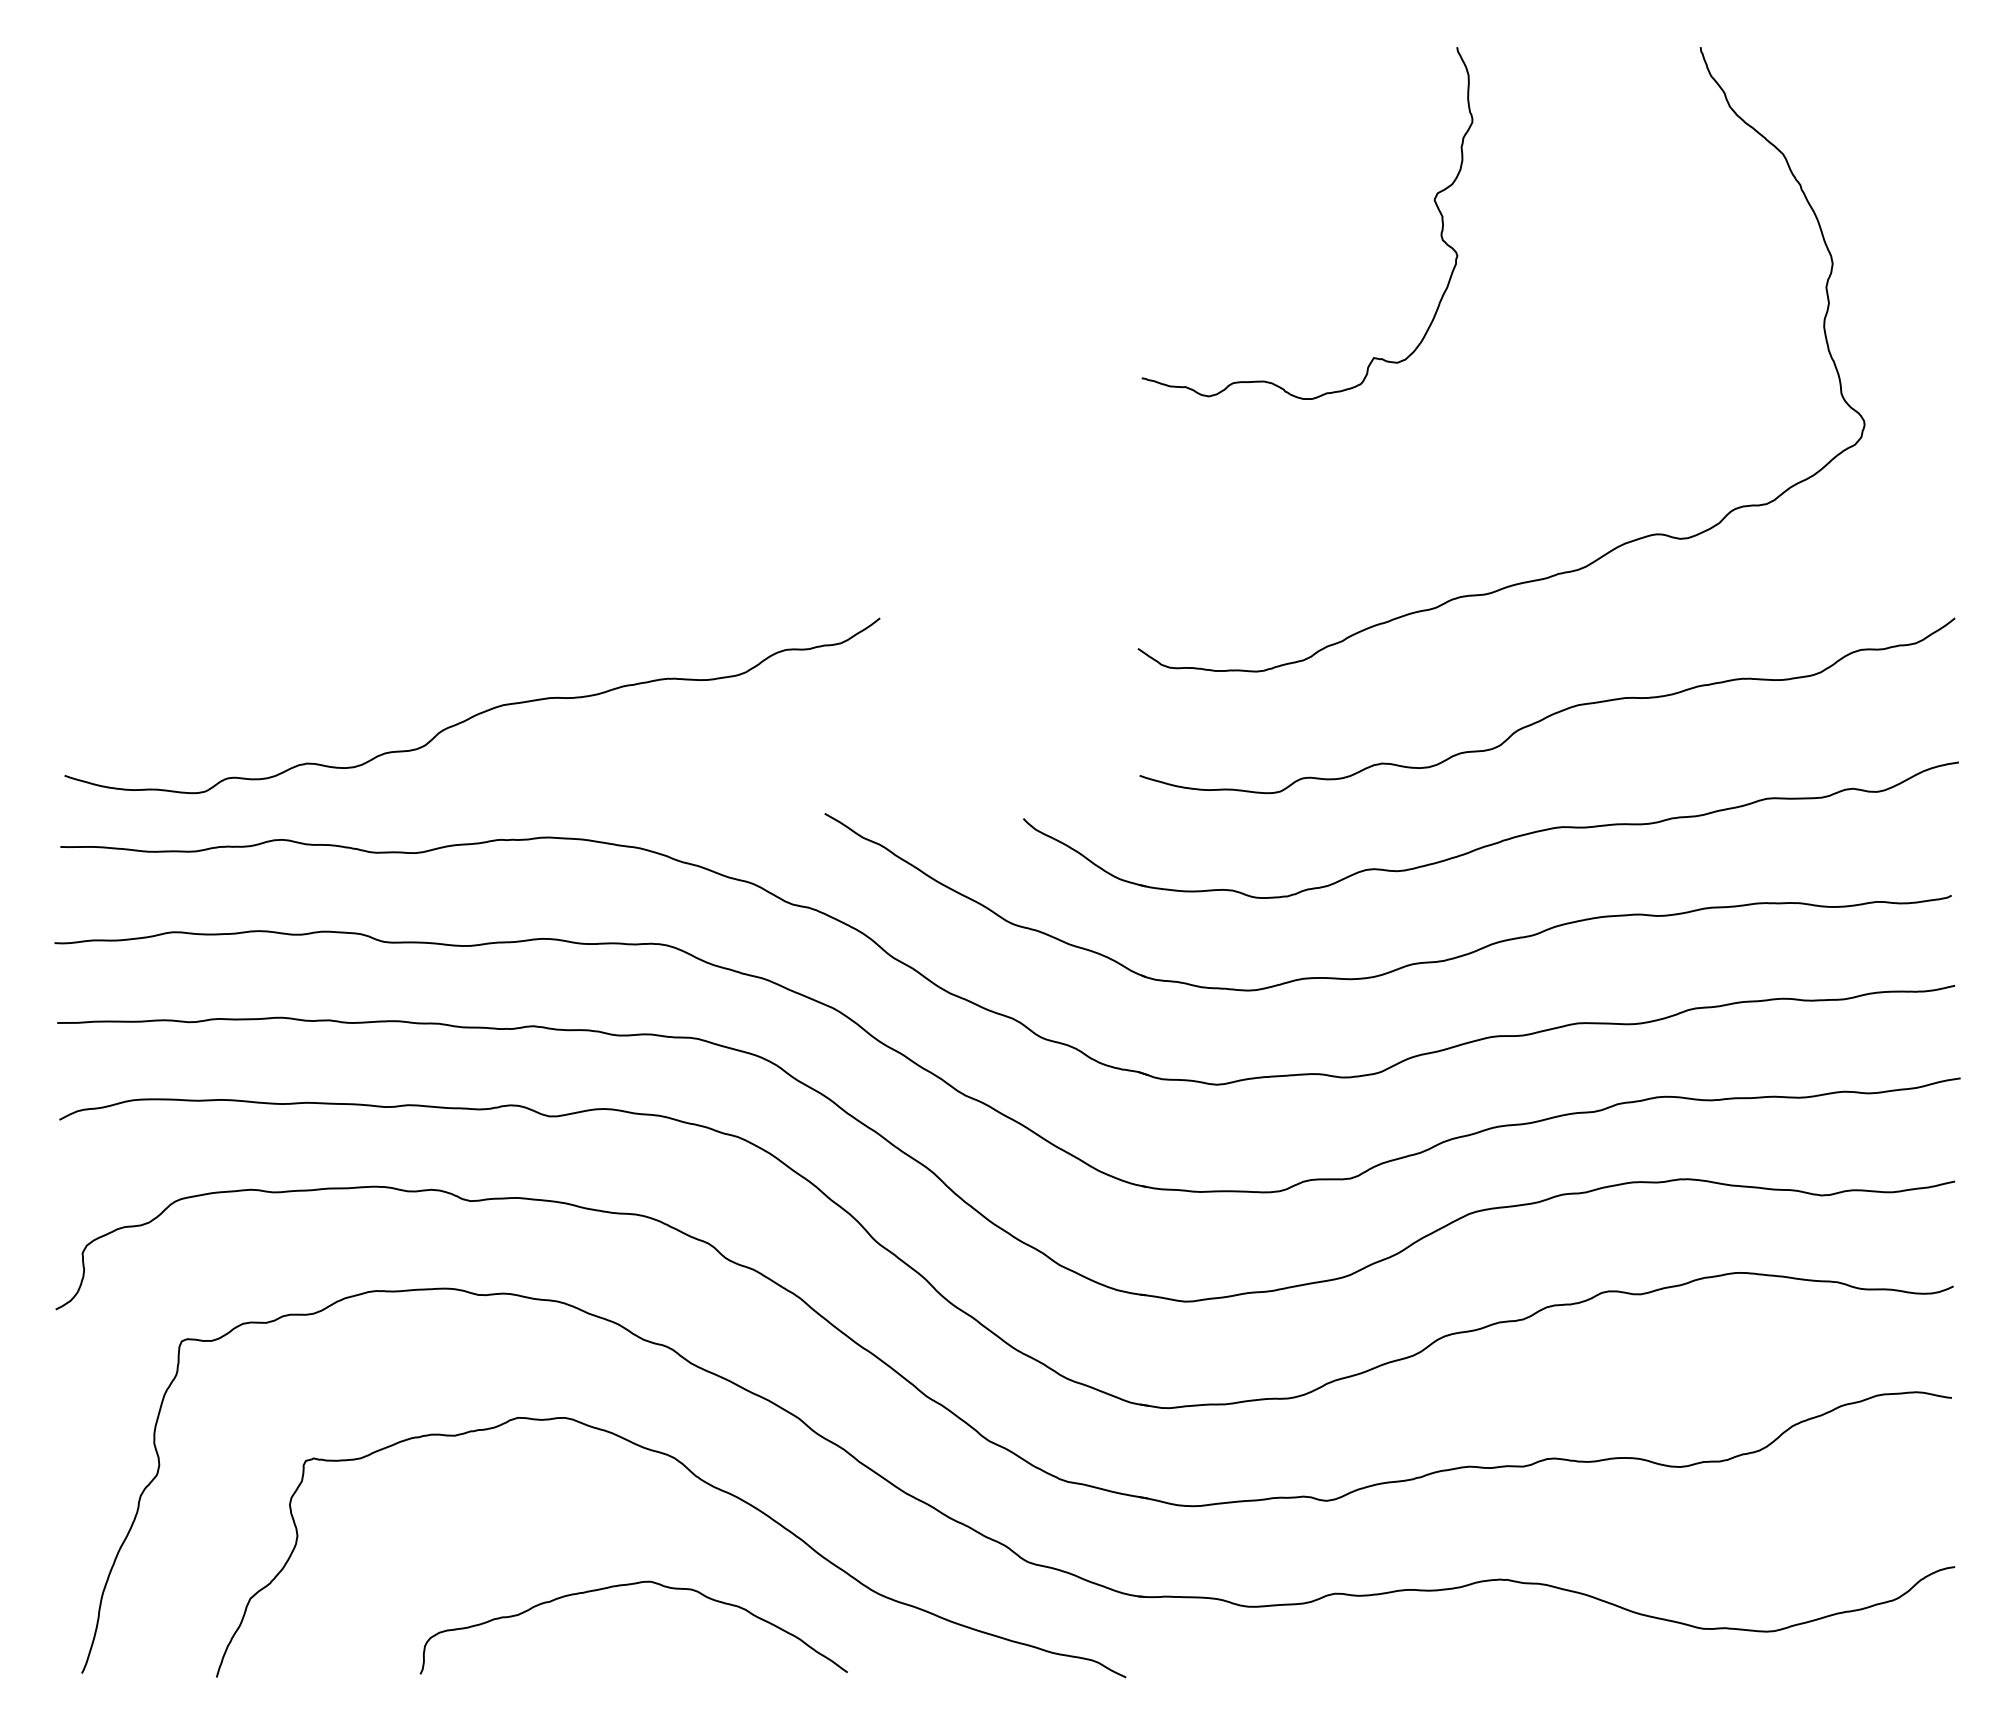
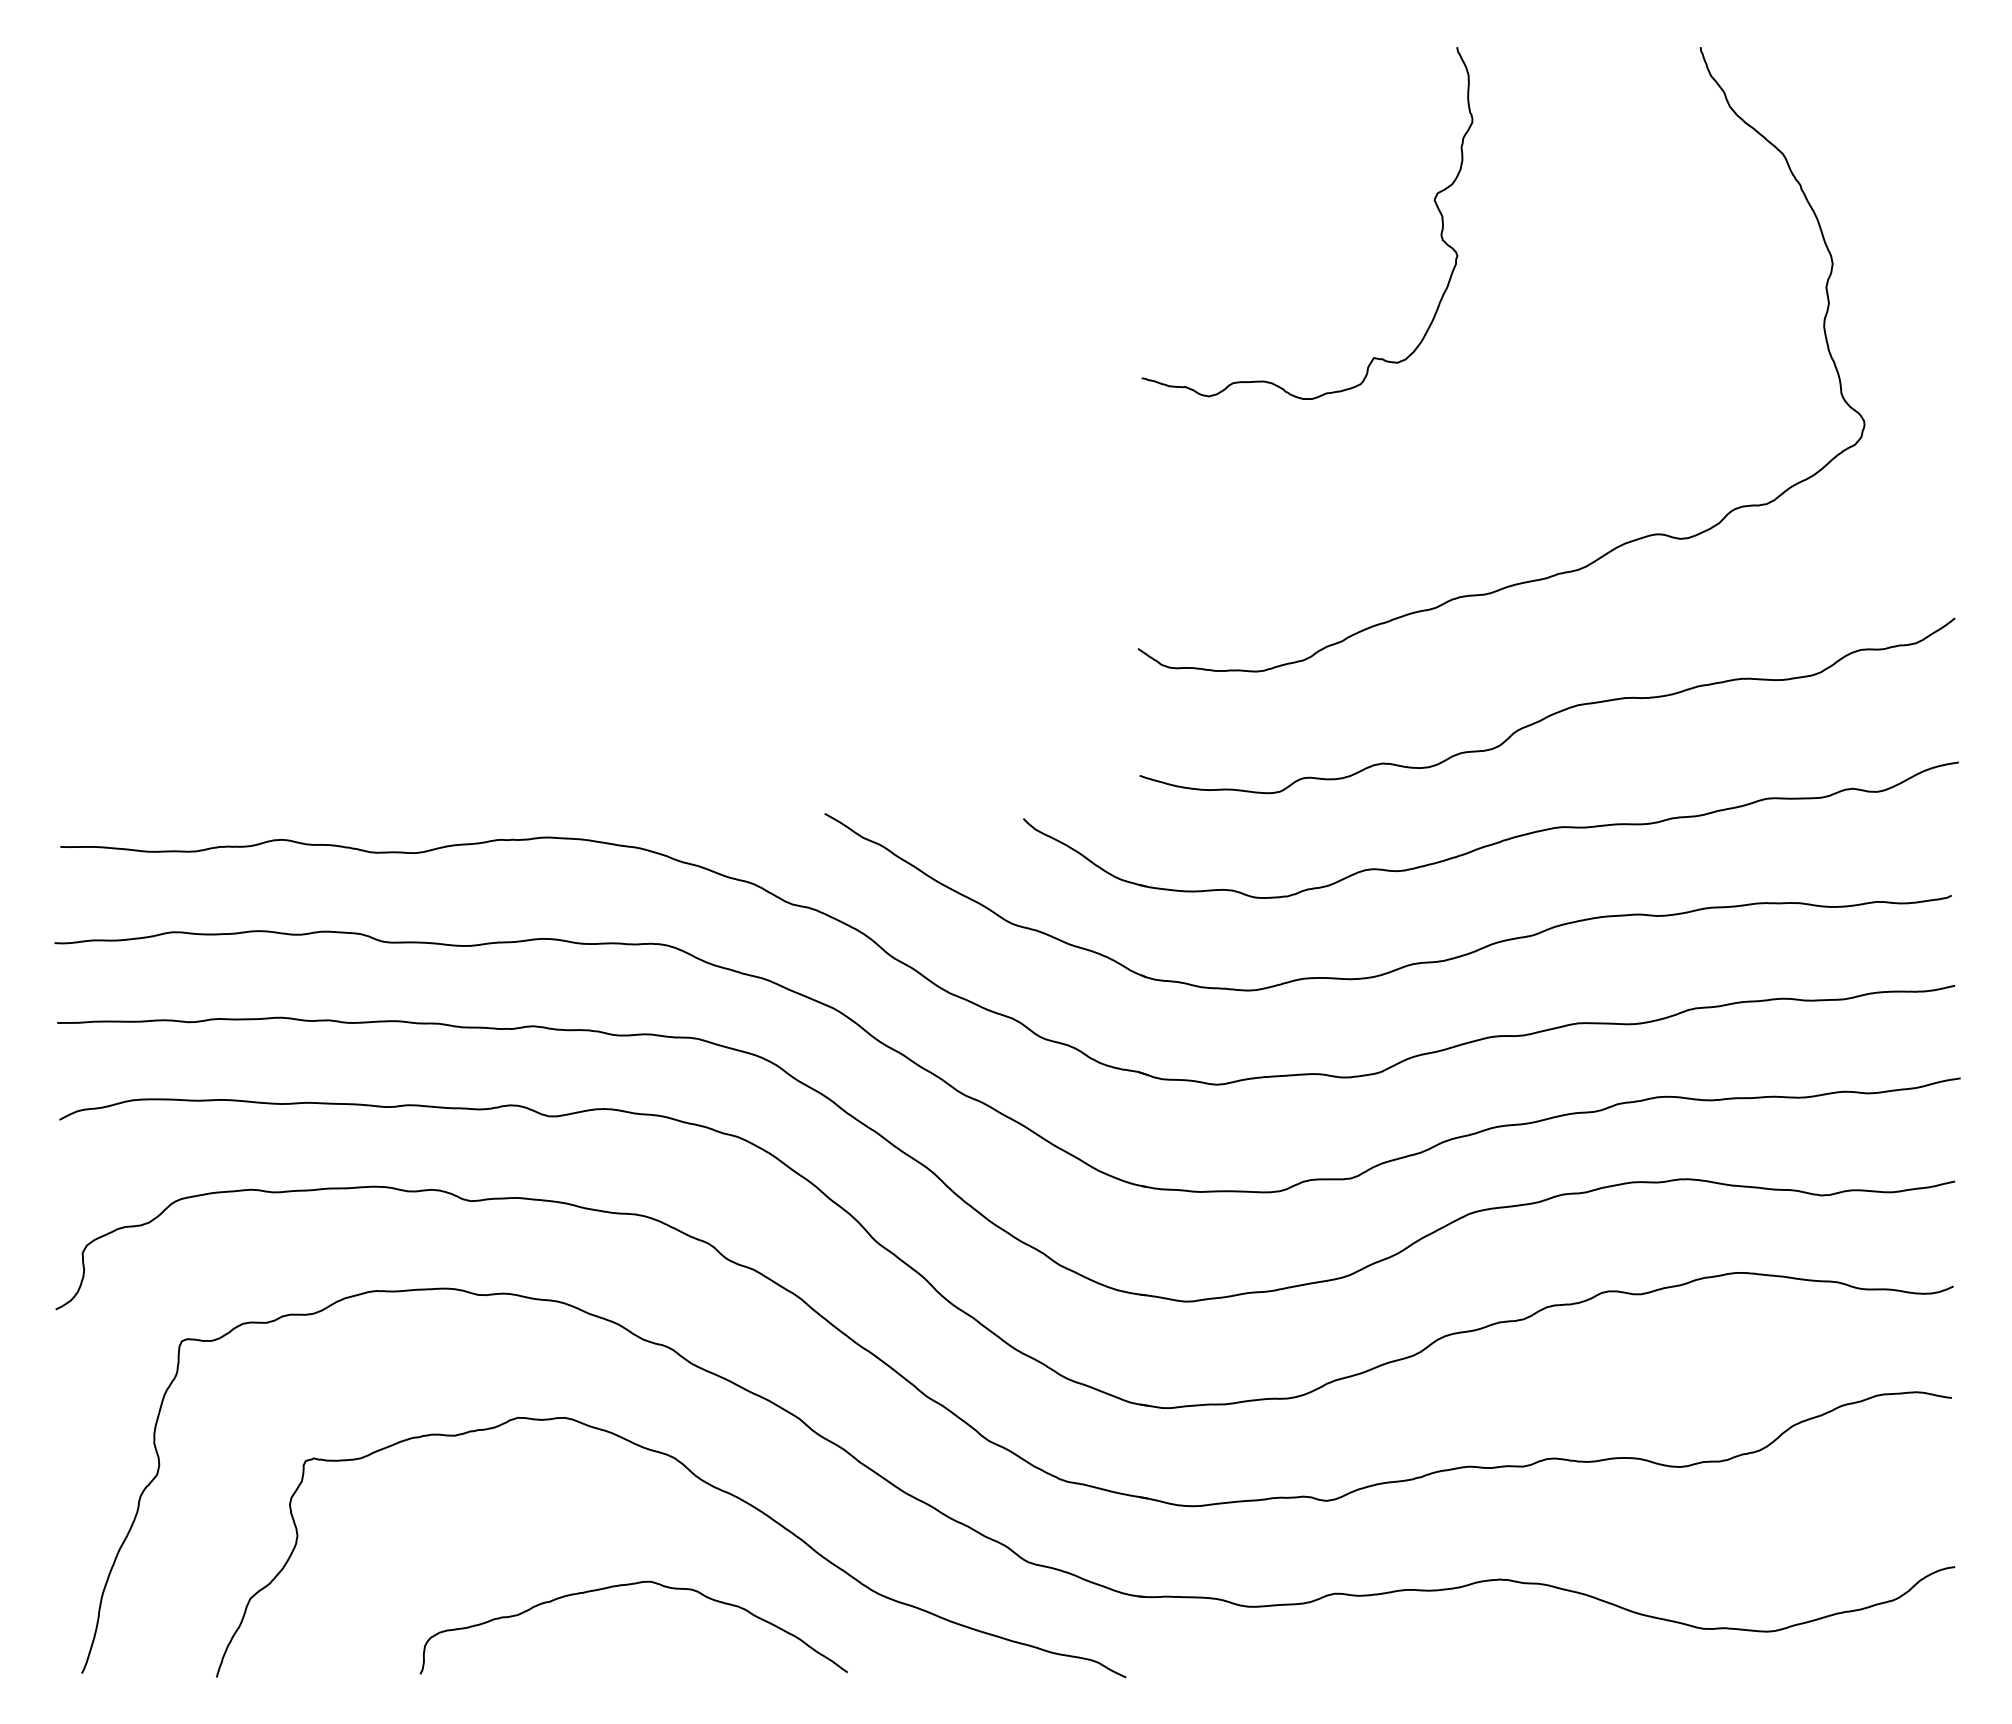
curve: present -> none (477, 713)
